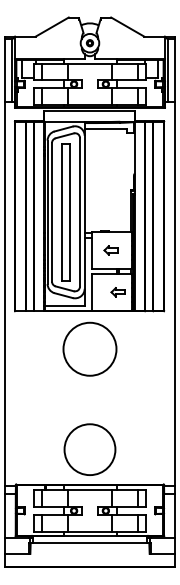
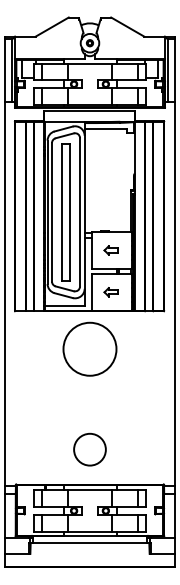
part position: (117, 292) -> (110, 292) (110, 292)
circle diameter: 51 px -> 32 px (89, 449)
